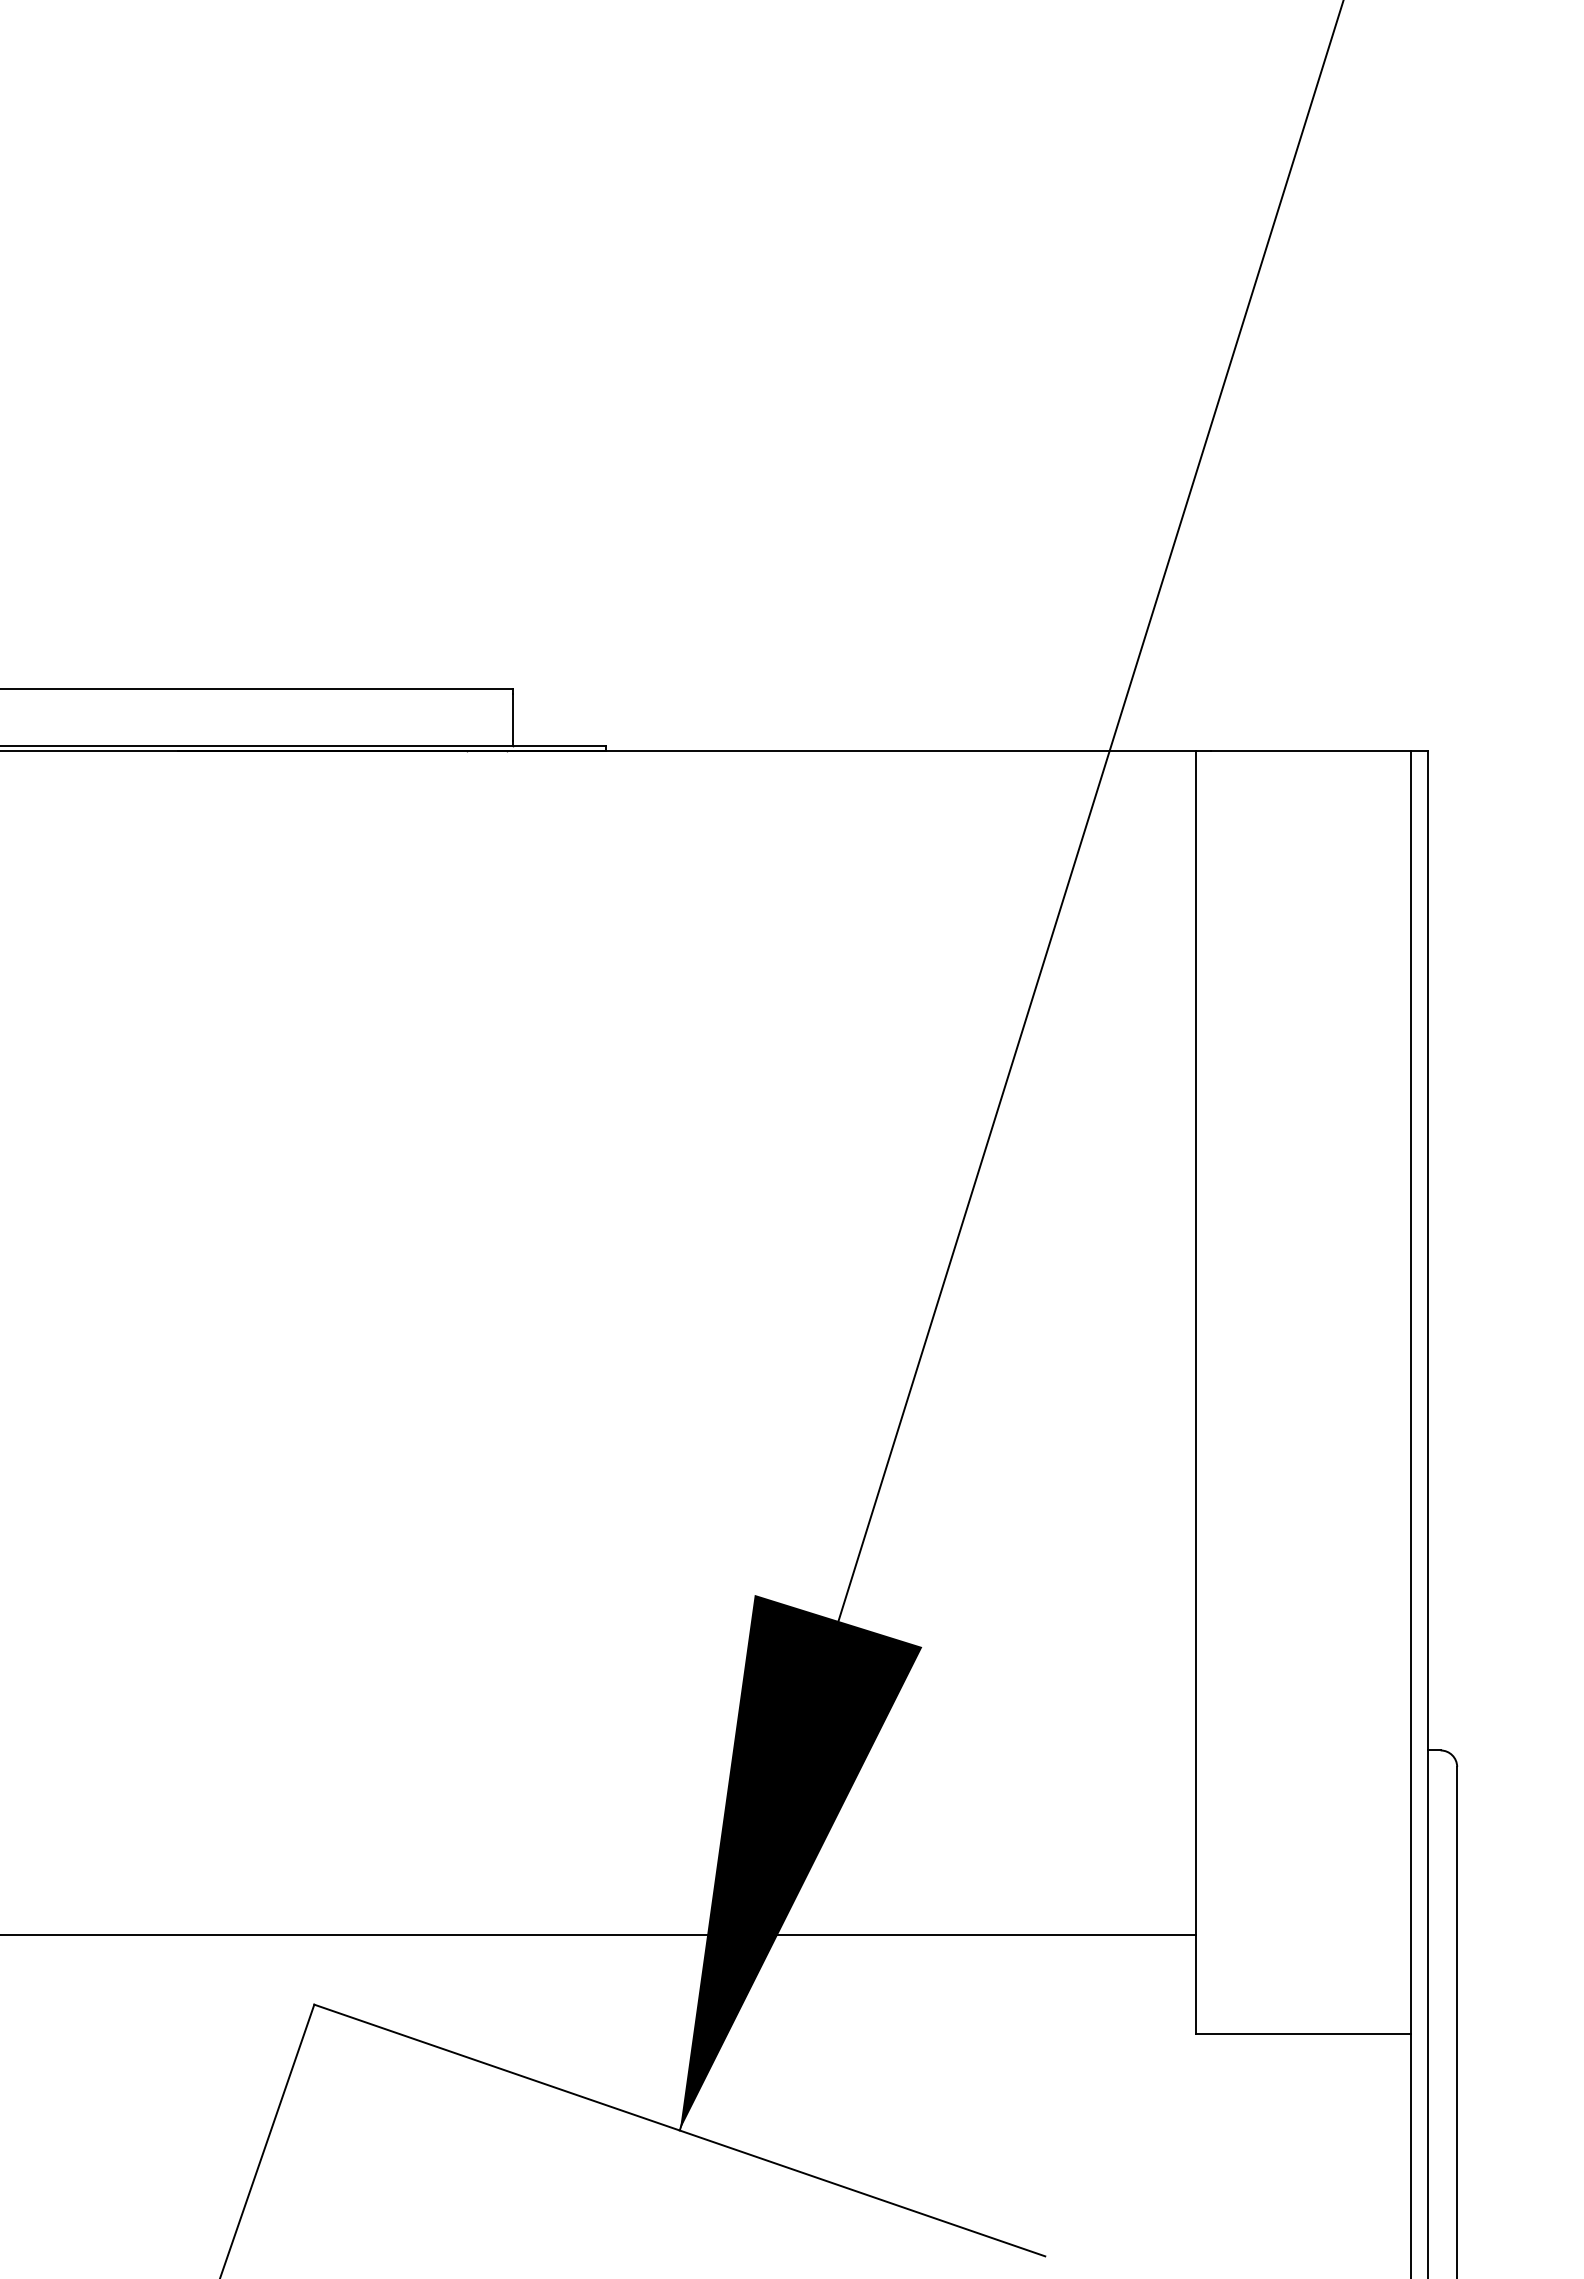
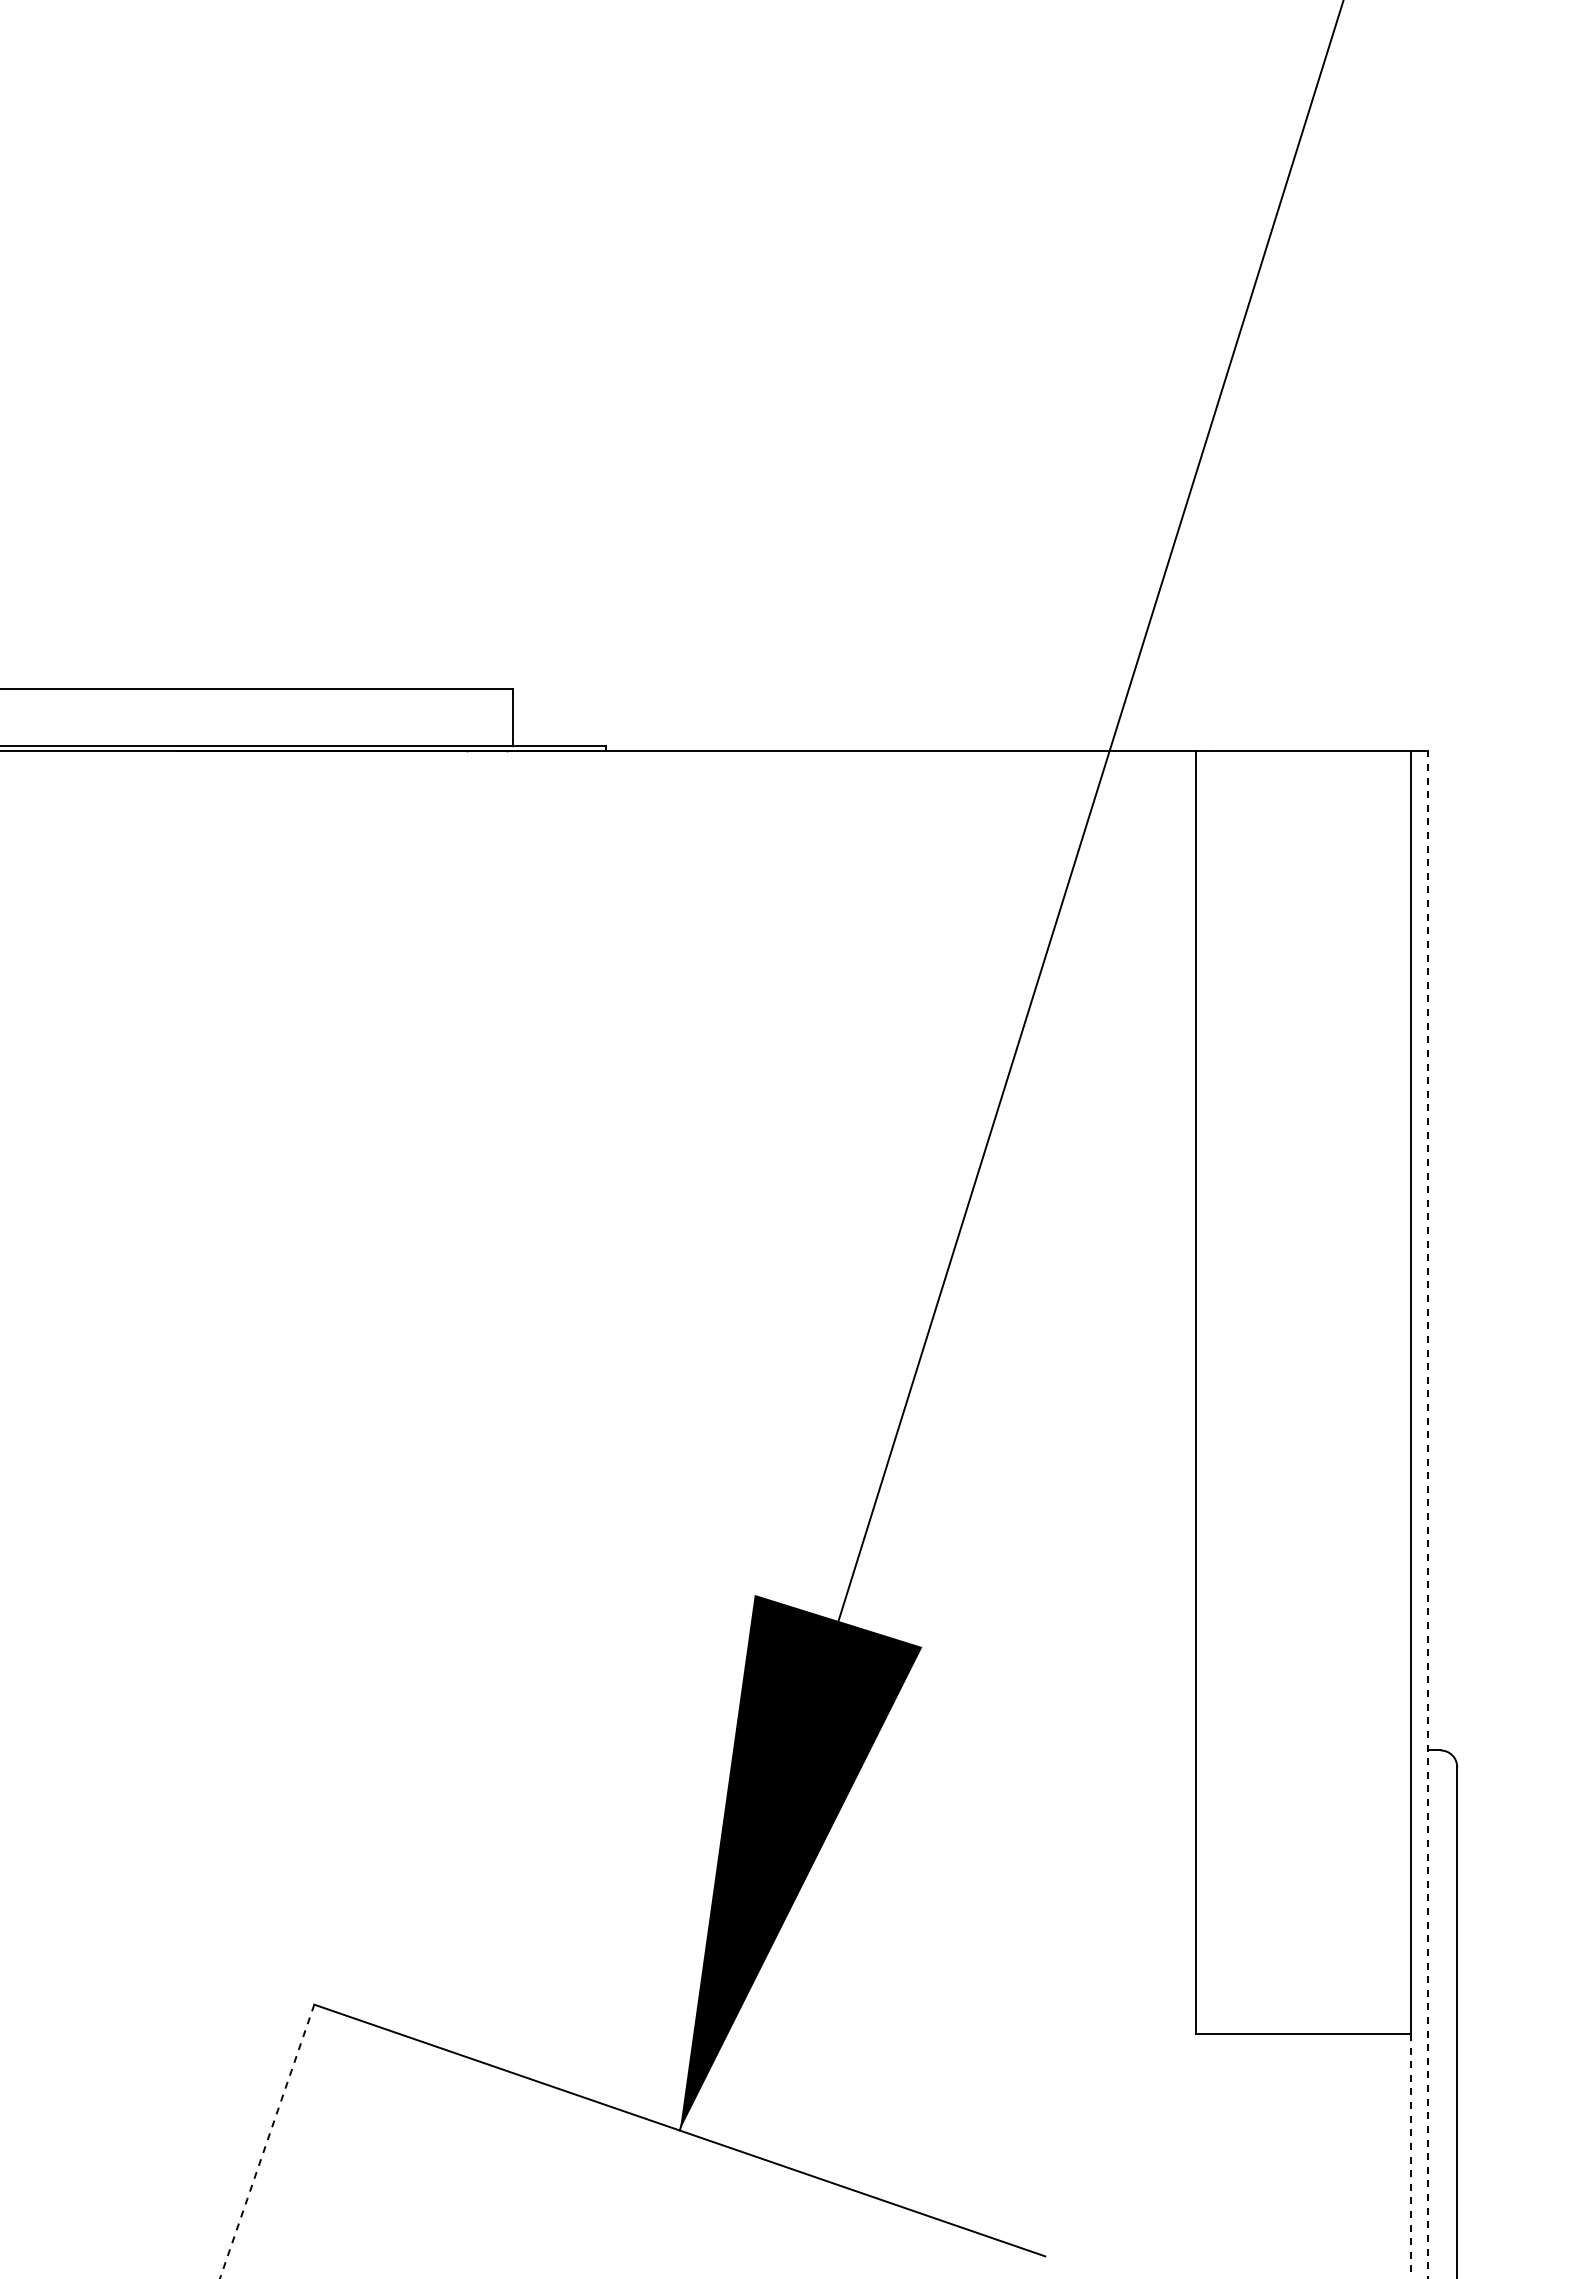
line: solid -> dashed (1427, 1514)
line: present -> none (598, 1934)
line: solid -> dashed (267, 2141)
line: solid -> dashed (1411, 2156)
